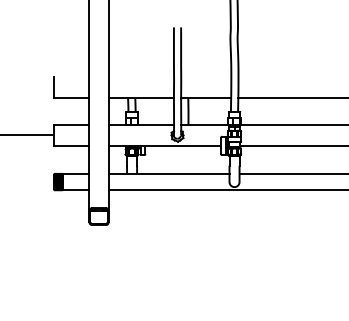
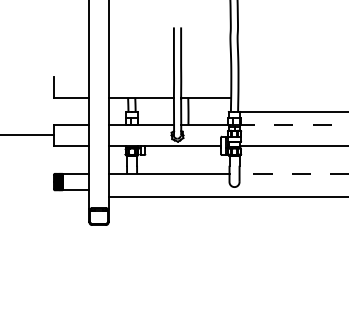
line position: (291, 97) -> (291, 111) (291, 111)
line: solid -> dashed (294, 125)
line: solid -> dashed (293, 174)
line position: (226, 189) -> (226, 196) (226, 196)
